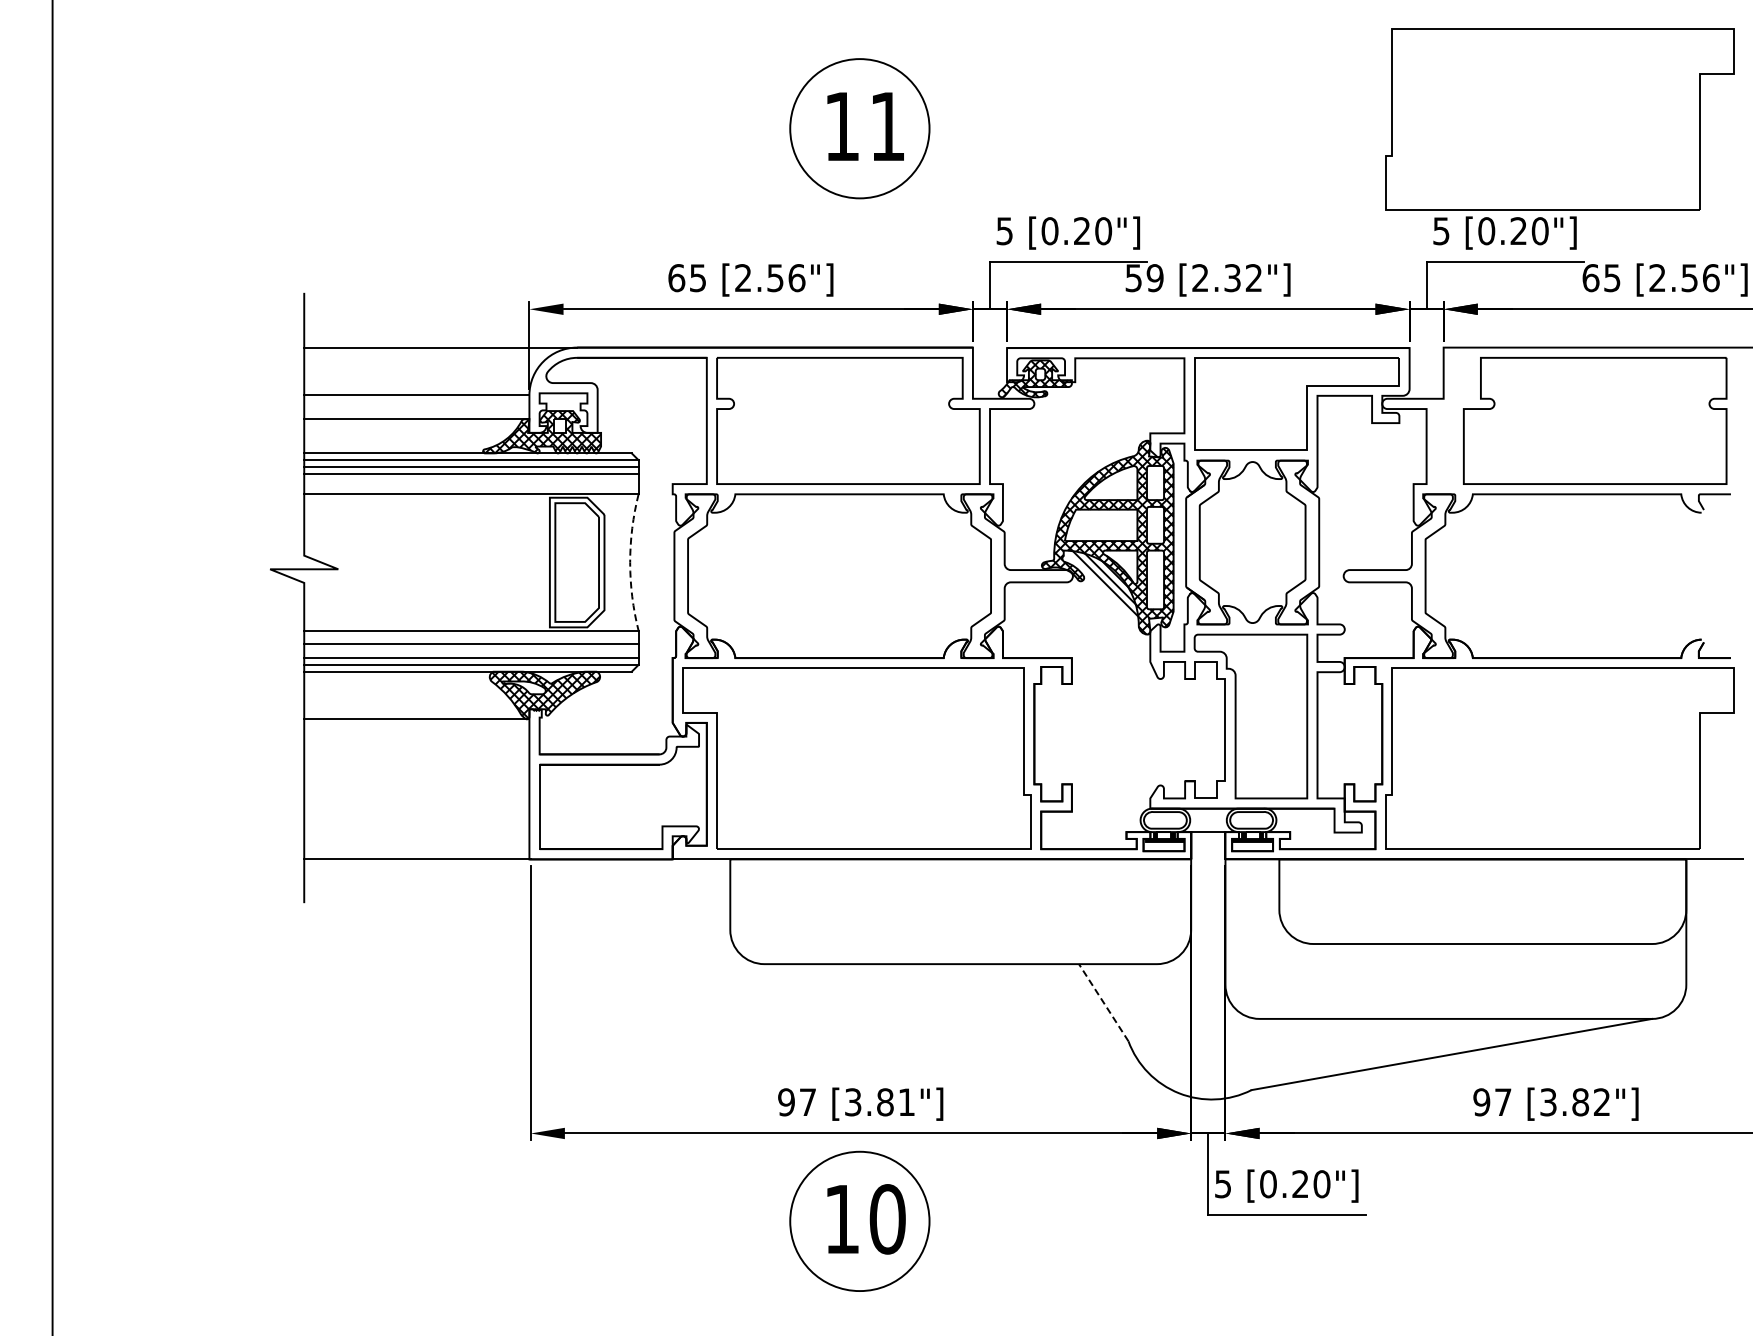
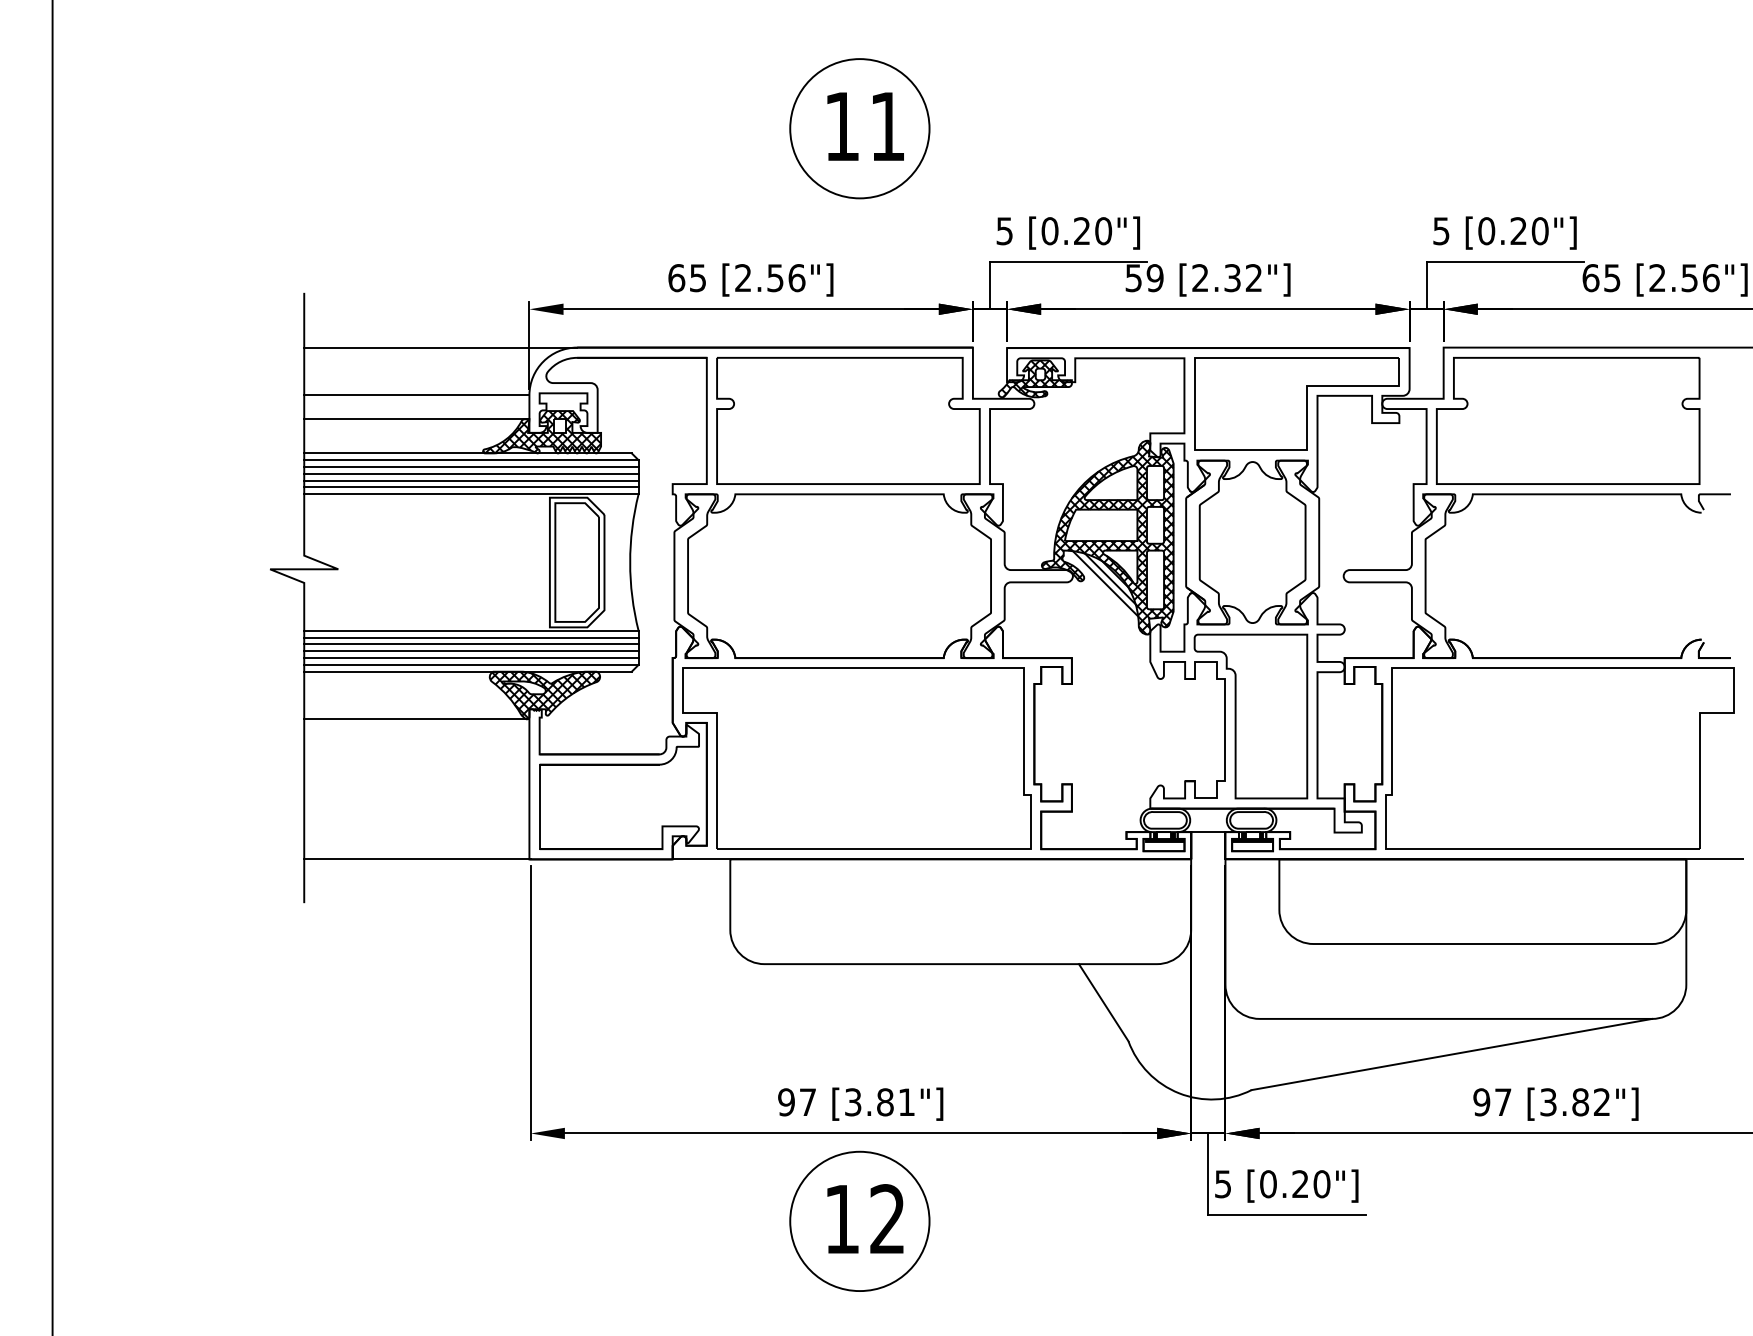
part: present -> none (1559, 119)
part position: (1595, 420) -> (1568, 420) (1568, 420)
line: none -> present (471, 480)
line: none -> present (471, 487)
arc: dashed -> solid (630, 562)
line: none -> present (471, 637)
line: none -> present (471, 651)
line: dashed -> solid (1103, 1002)
text: 10 -> 12 (887, 1219)
